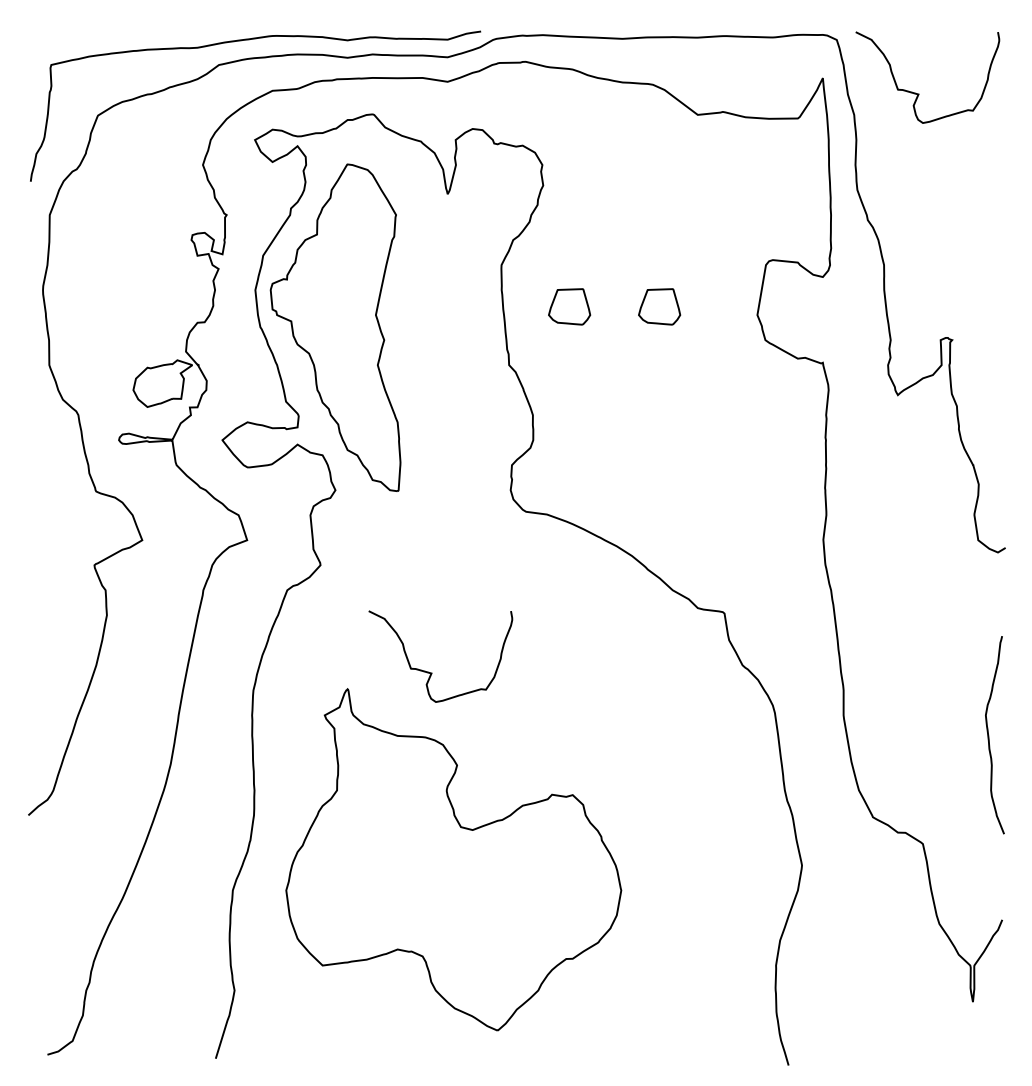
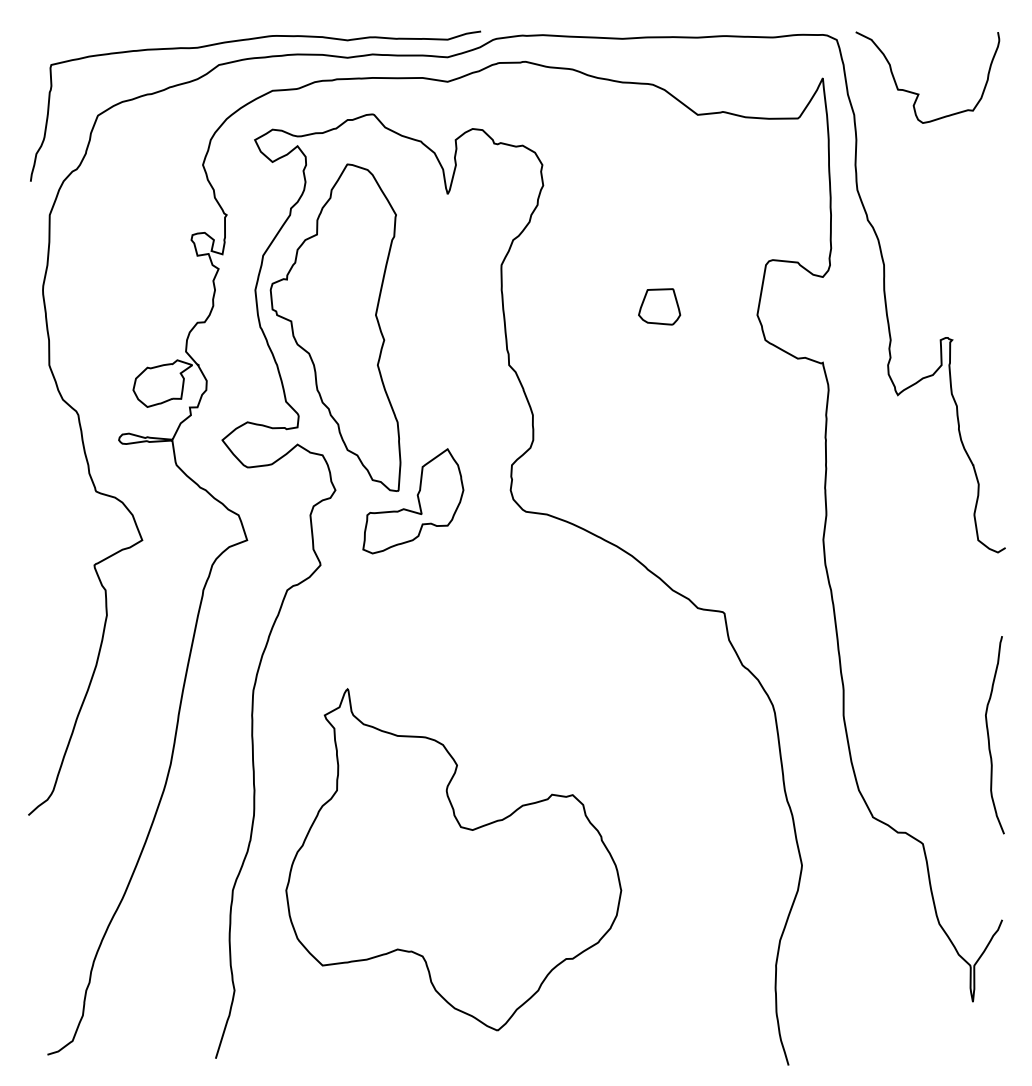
part: present -> none (569, 306)
part: none -> present (413, 501)
curve: present -> none (432, 672)
